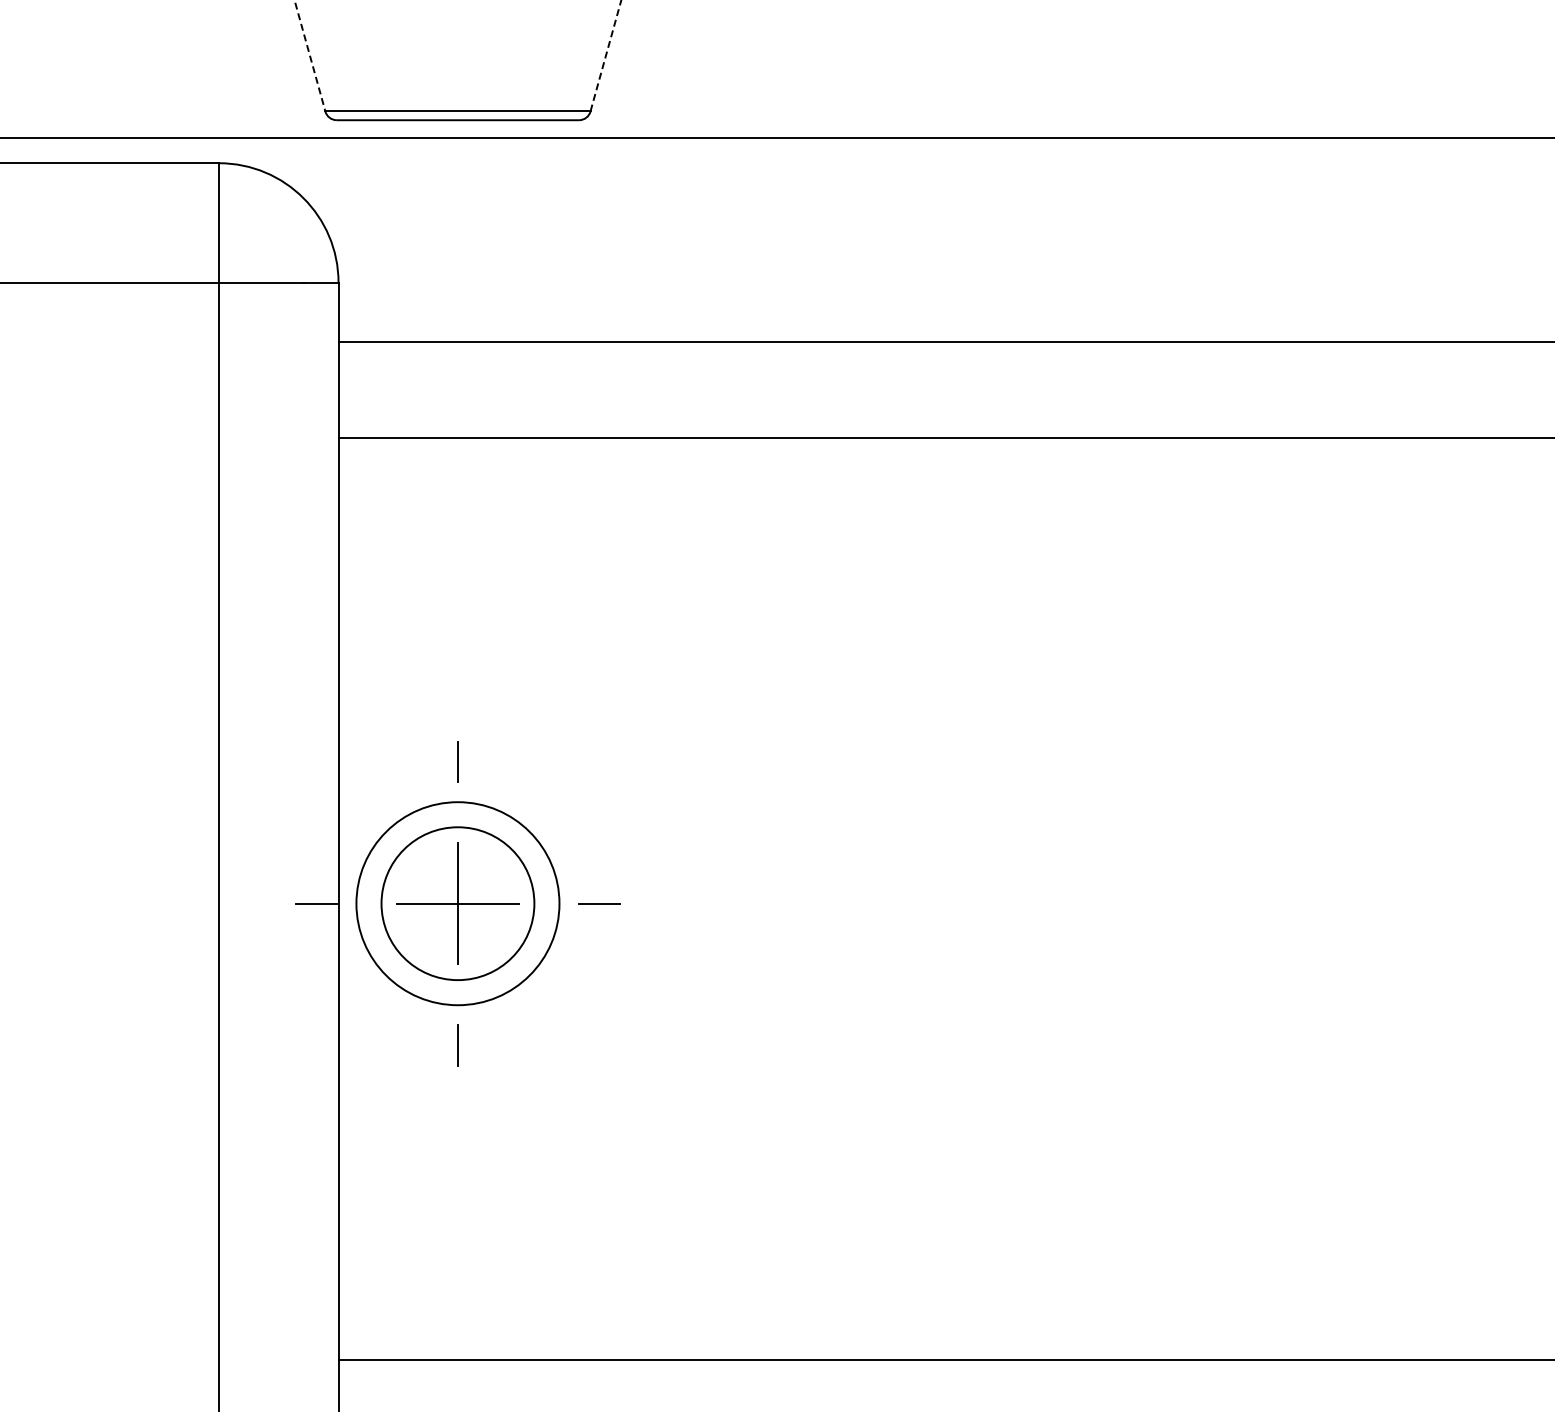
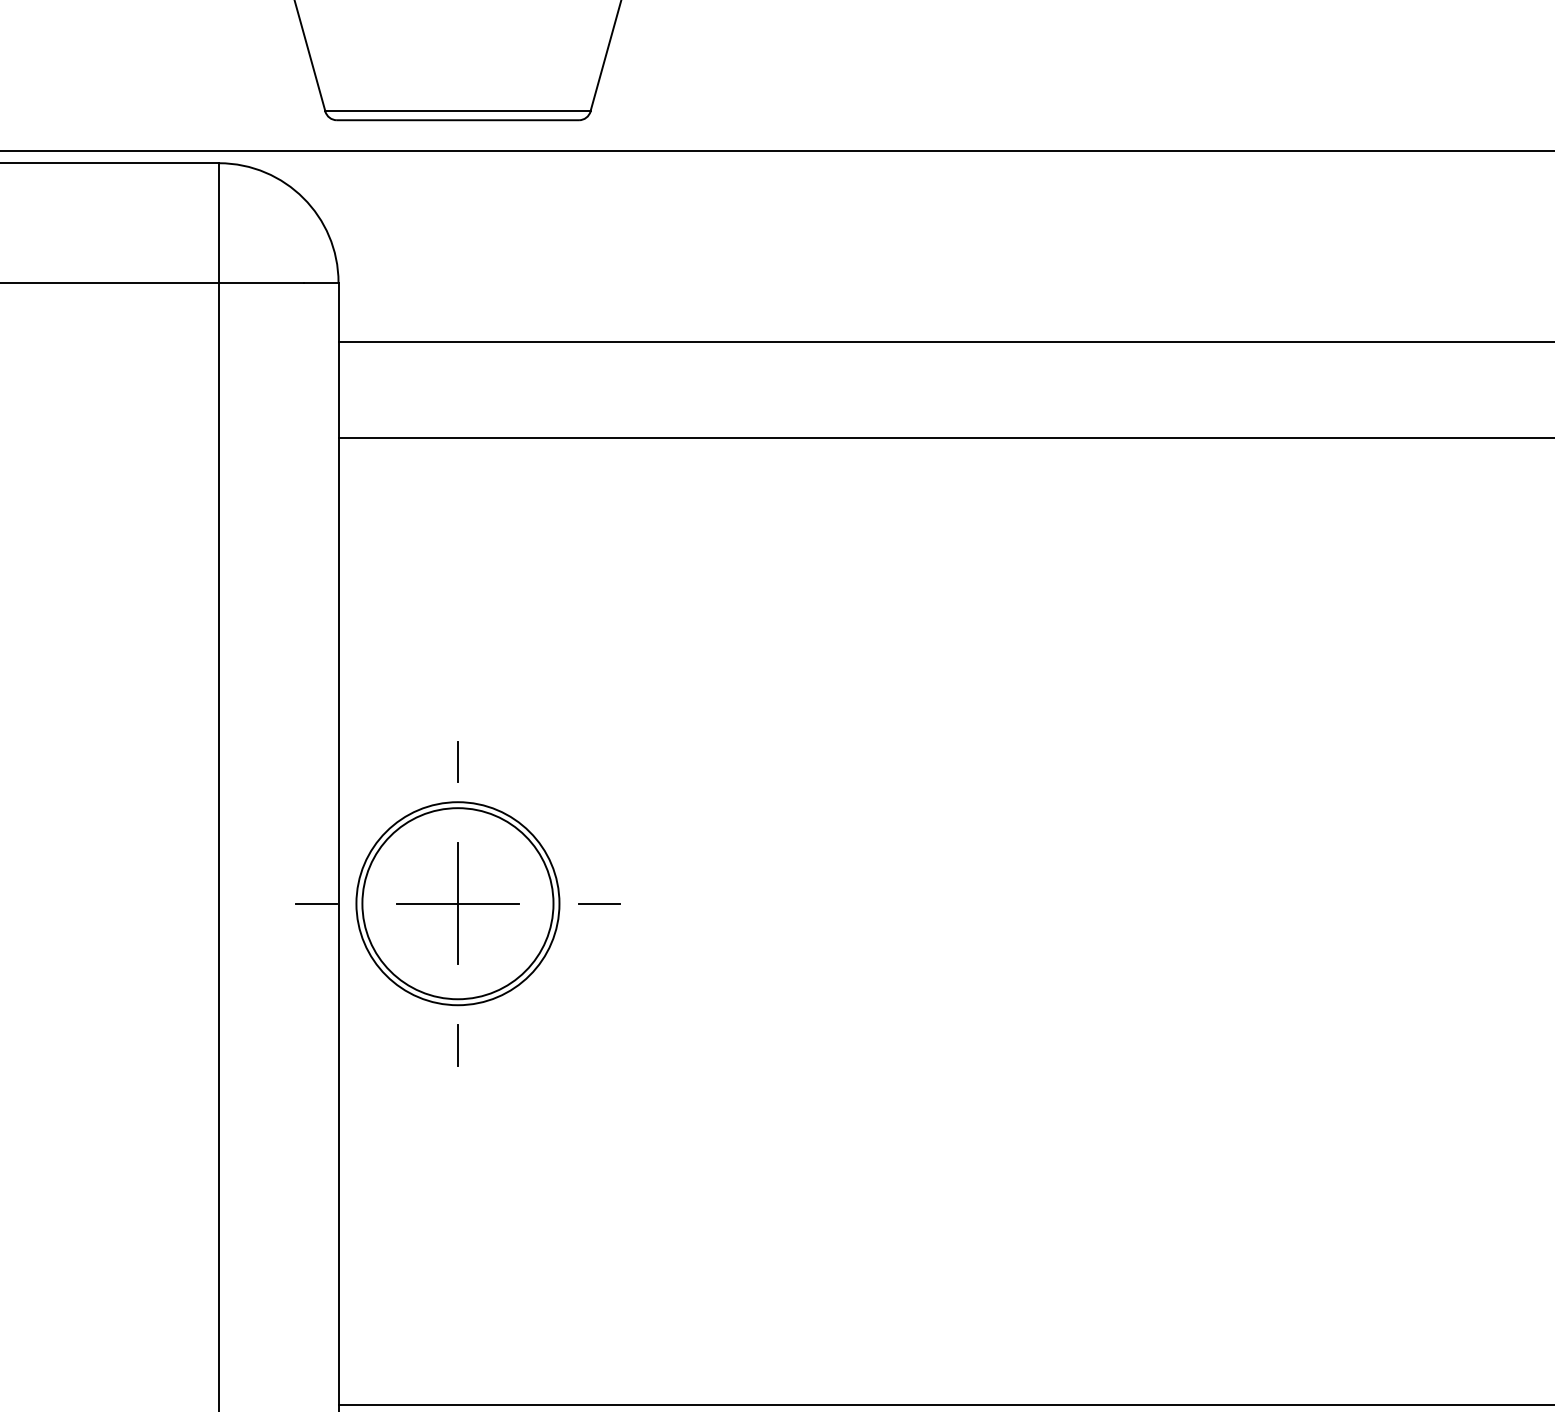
line: dashed -> solid (605, 55)
line: dashed -> solid (310, 56)
line position: (776, 138) -> (776, 151) (776, 151)
circle diameter: 153 px -> 191 px (457, 903)
line position: (944, 1360) -> (944, 1405) (944, 1405)
